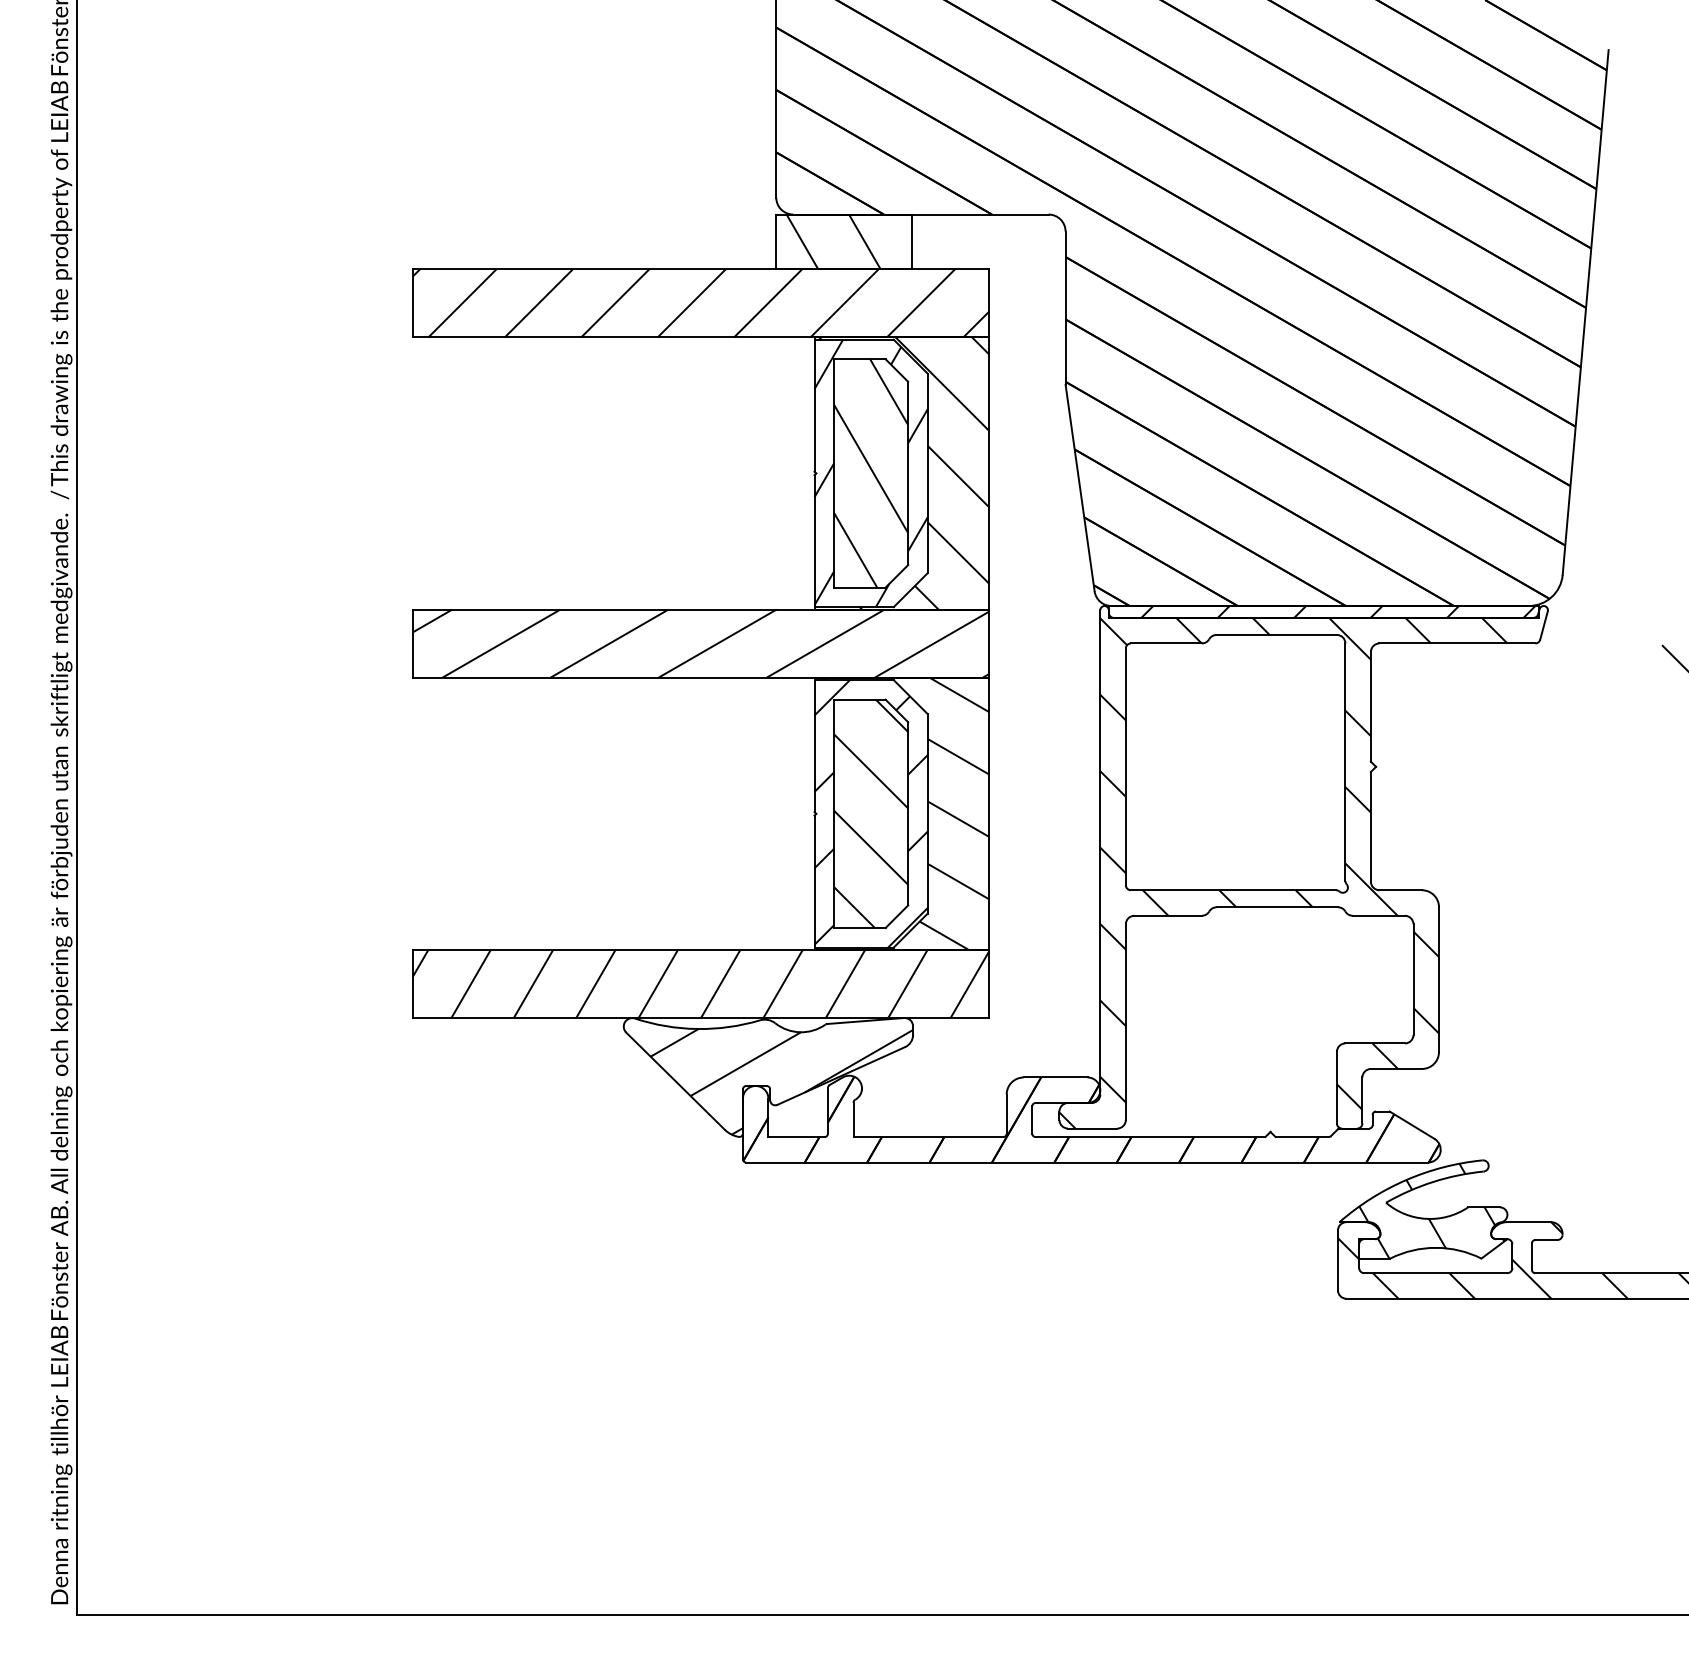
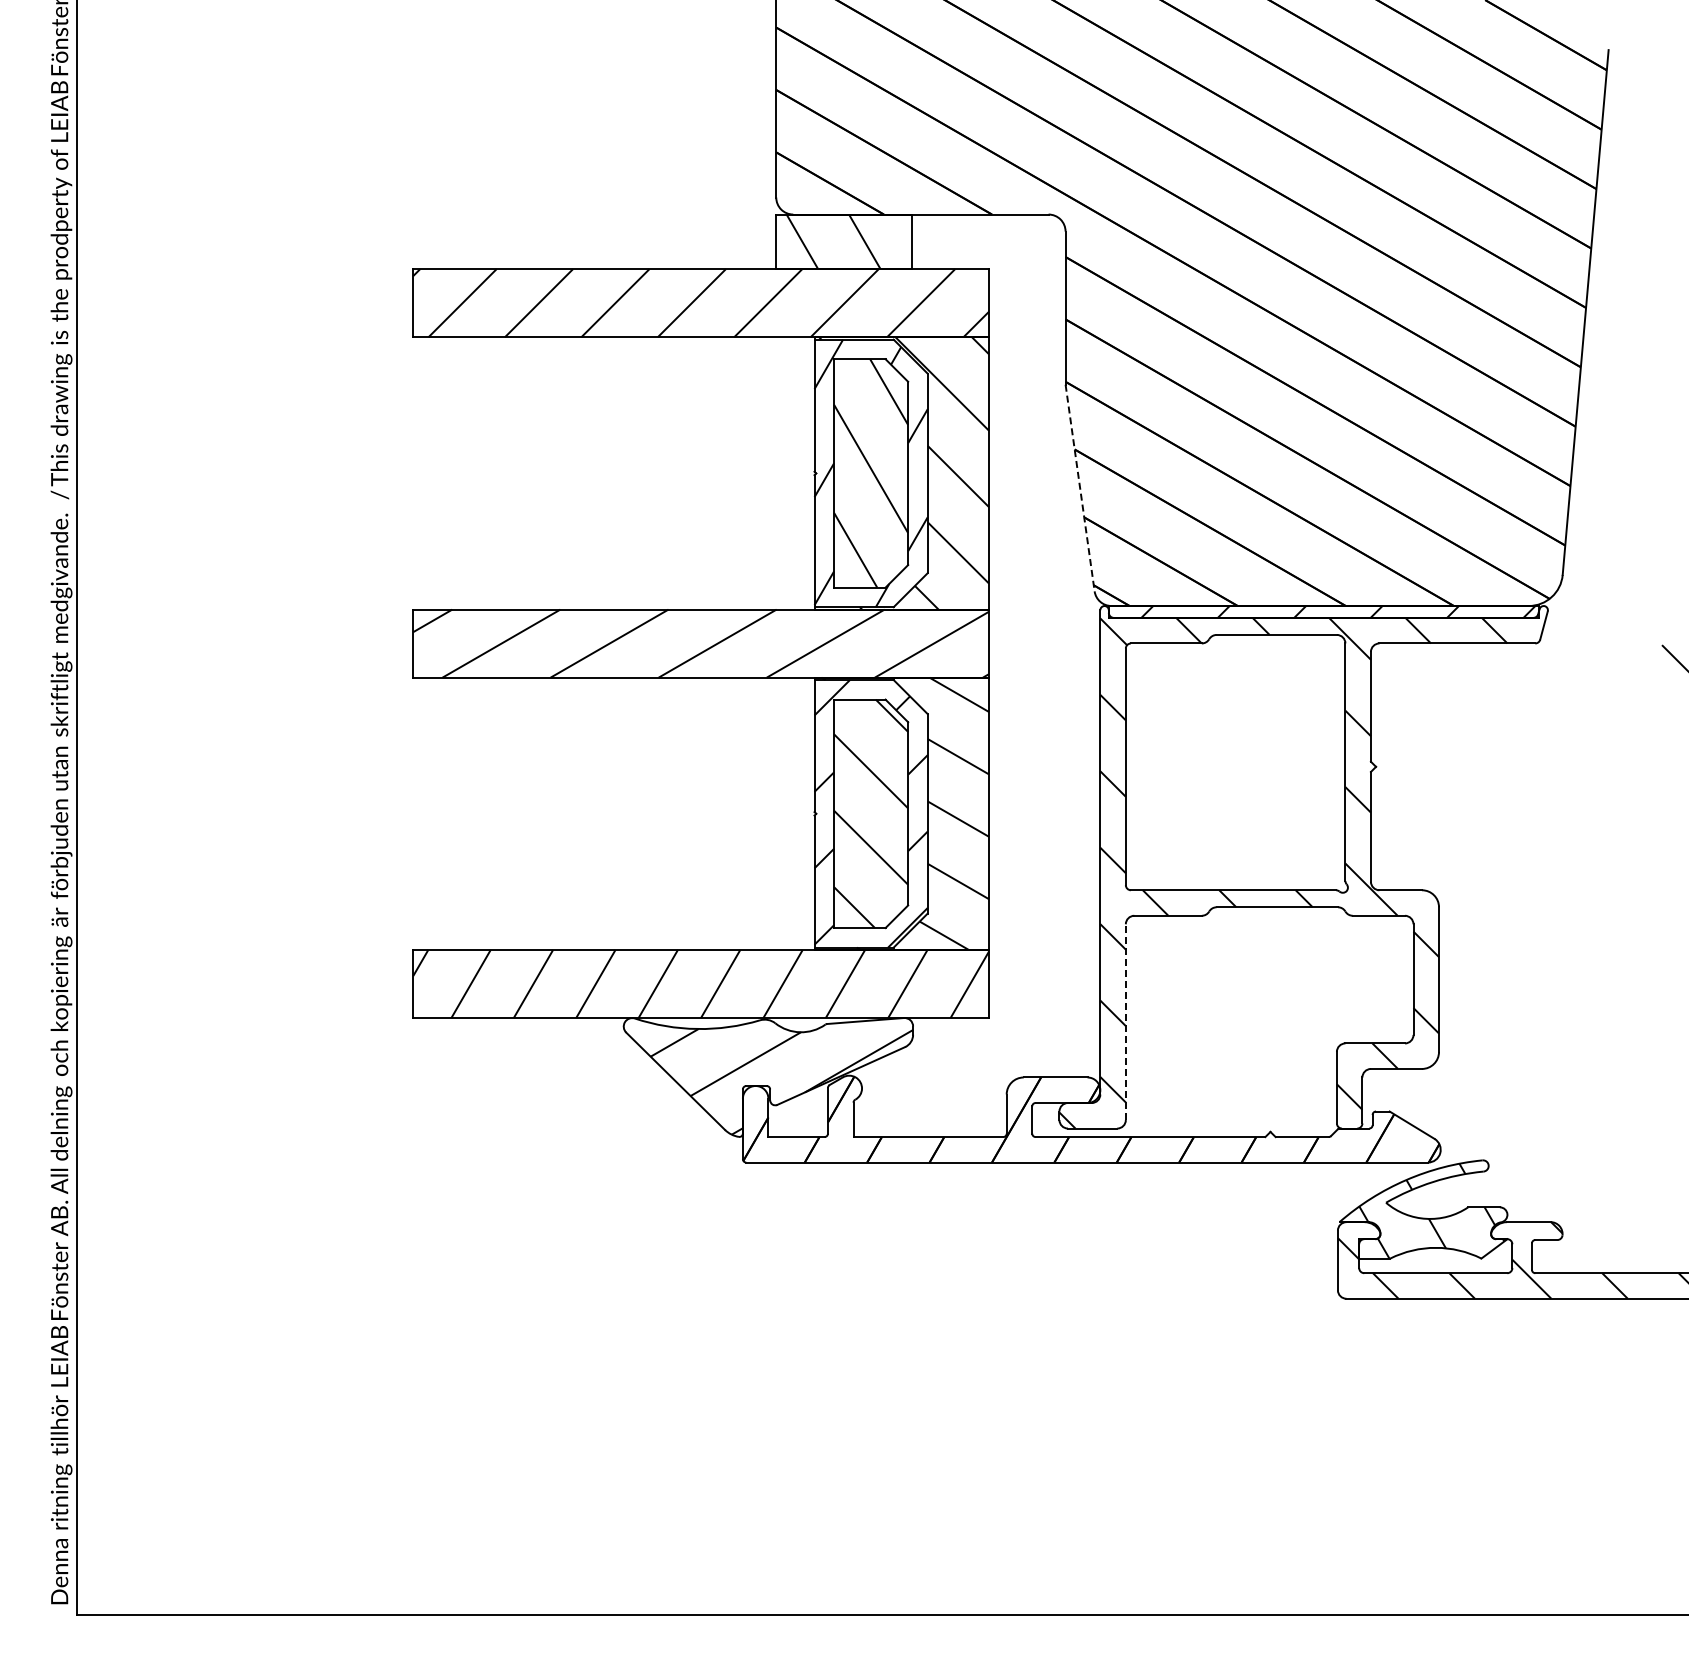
line: solid -> dashed (1080, 488)
line: solid -> dashed (1125, 1022)
